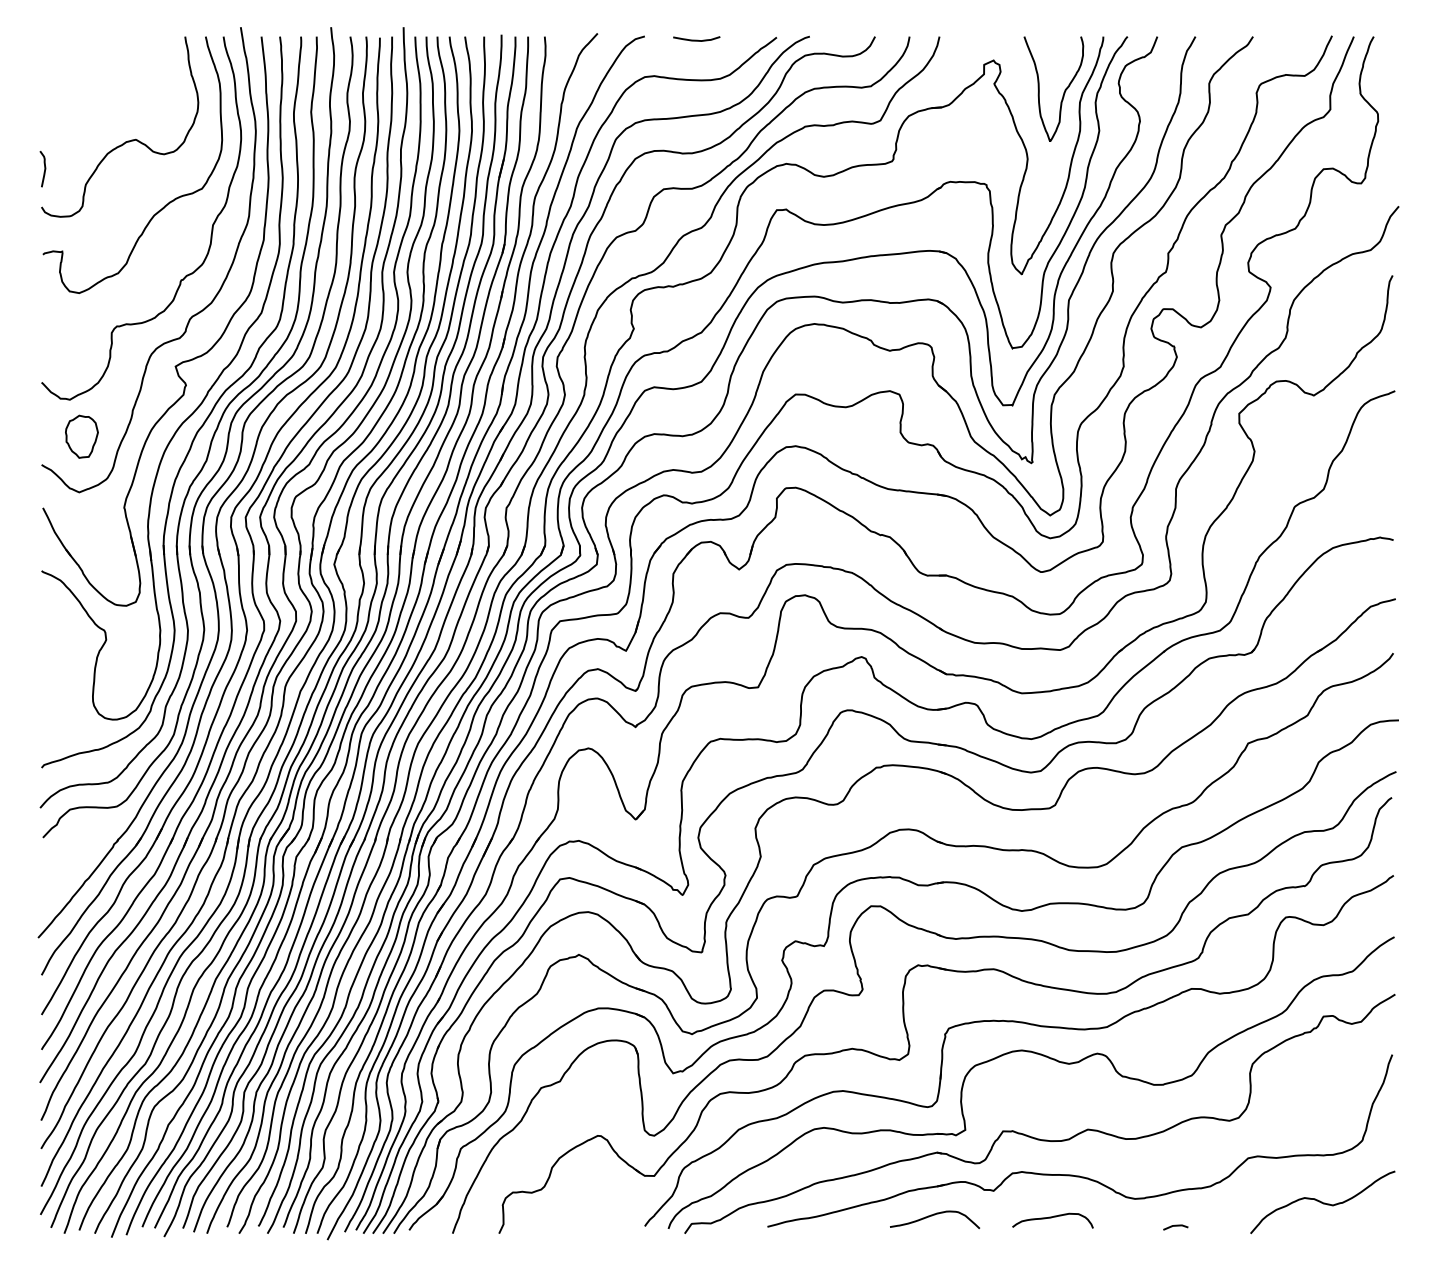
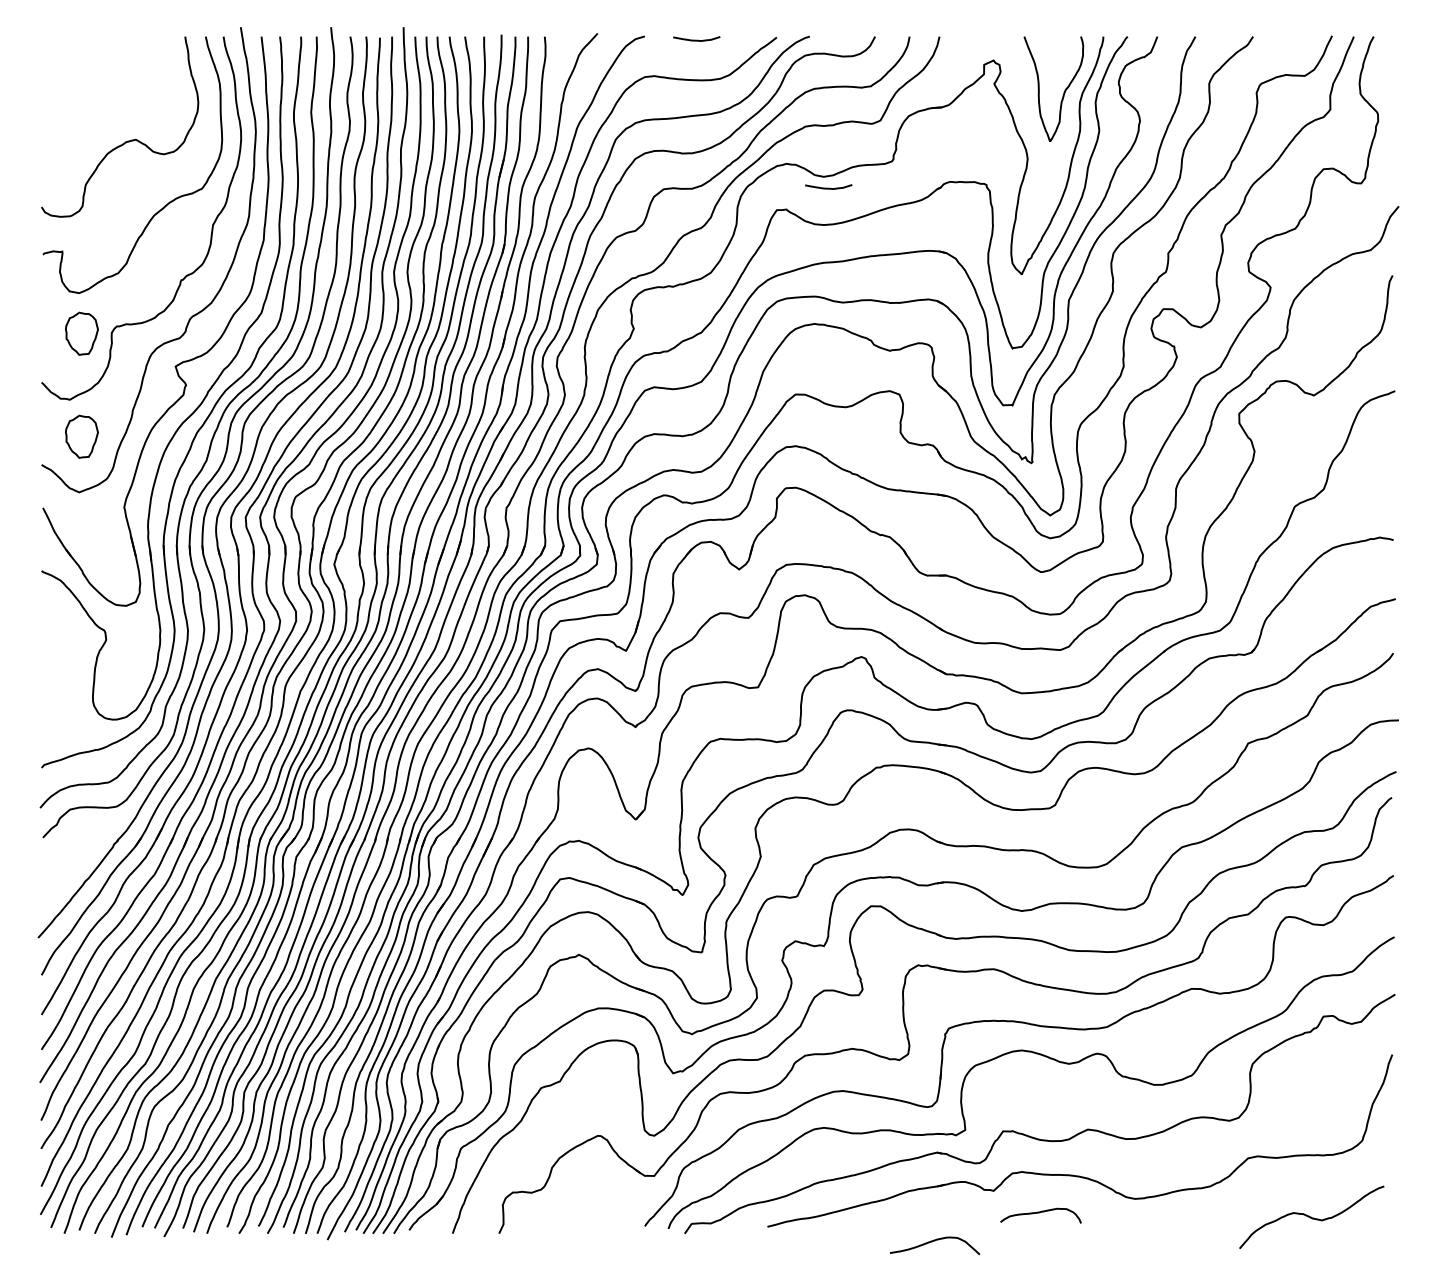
curve: present -> none (44, 169)
curve: none -> present (828, 187)
part: none -> present (81, 333)
curve position: (1322, 1202) -> (1311, 1217) (1311, 1217)
curve position: (935, 1215) -> (935, 1241) (935, 1241)
curve position: (1051, 1218) -> (1039, 1213) (1039, 1213)
line: present -> none (1175, 1226)
